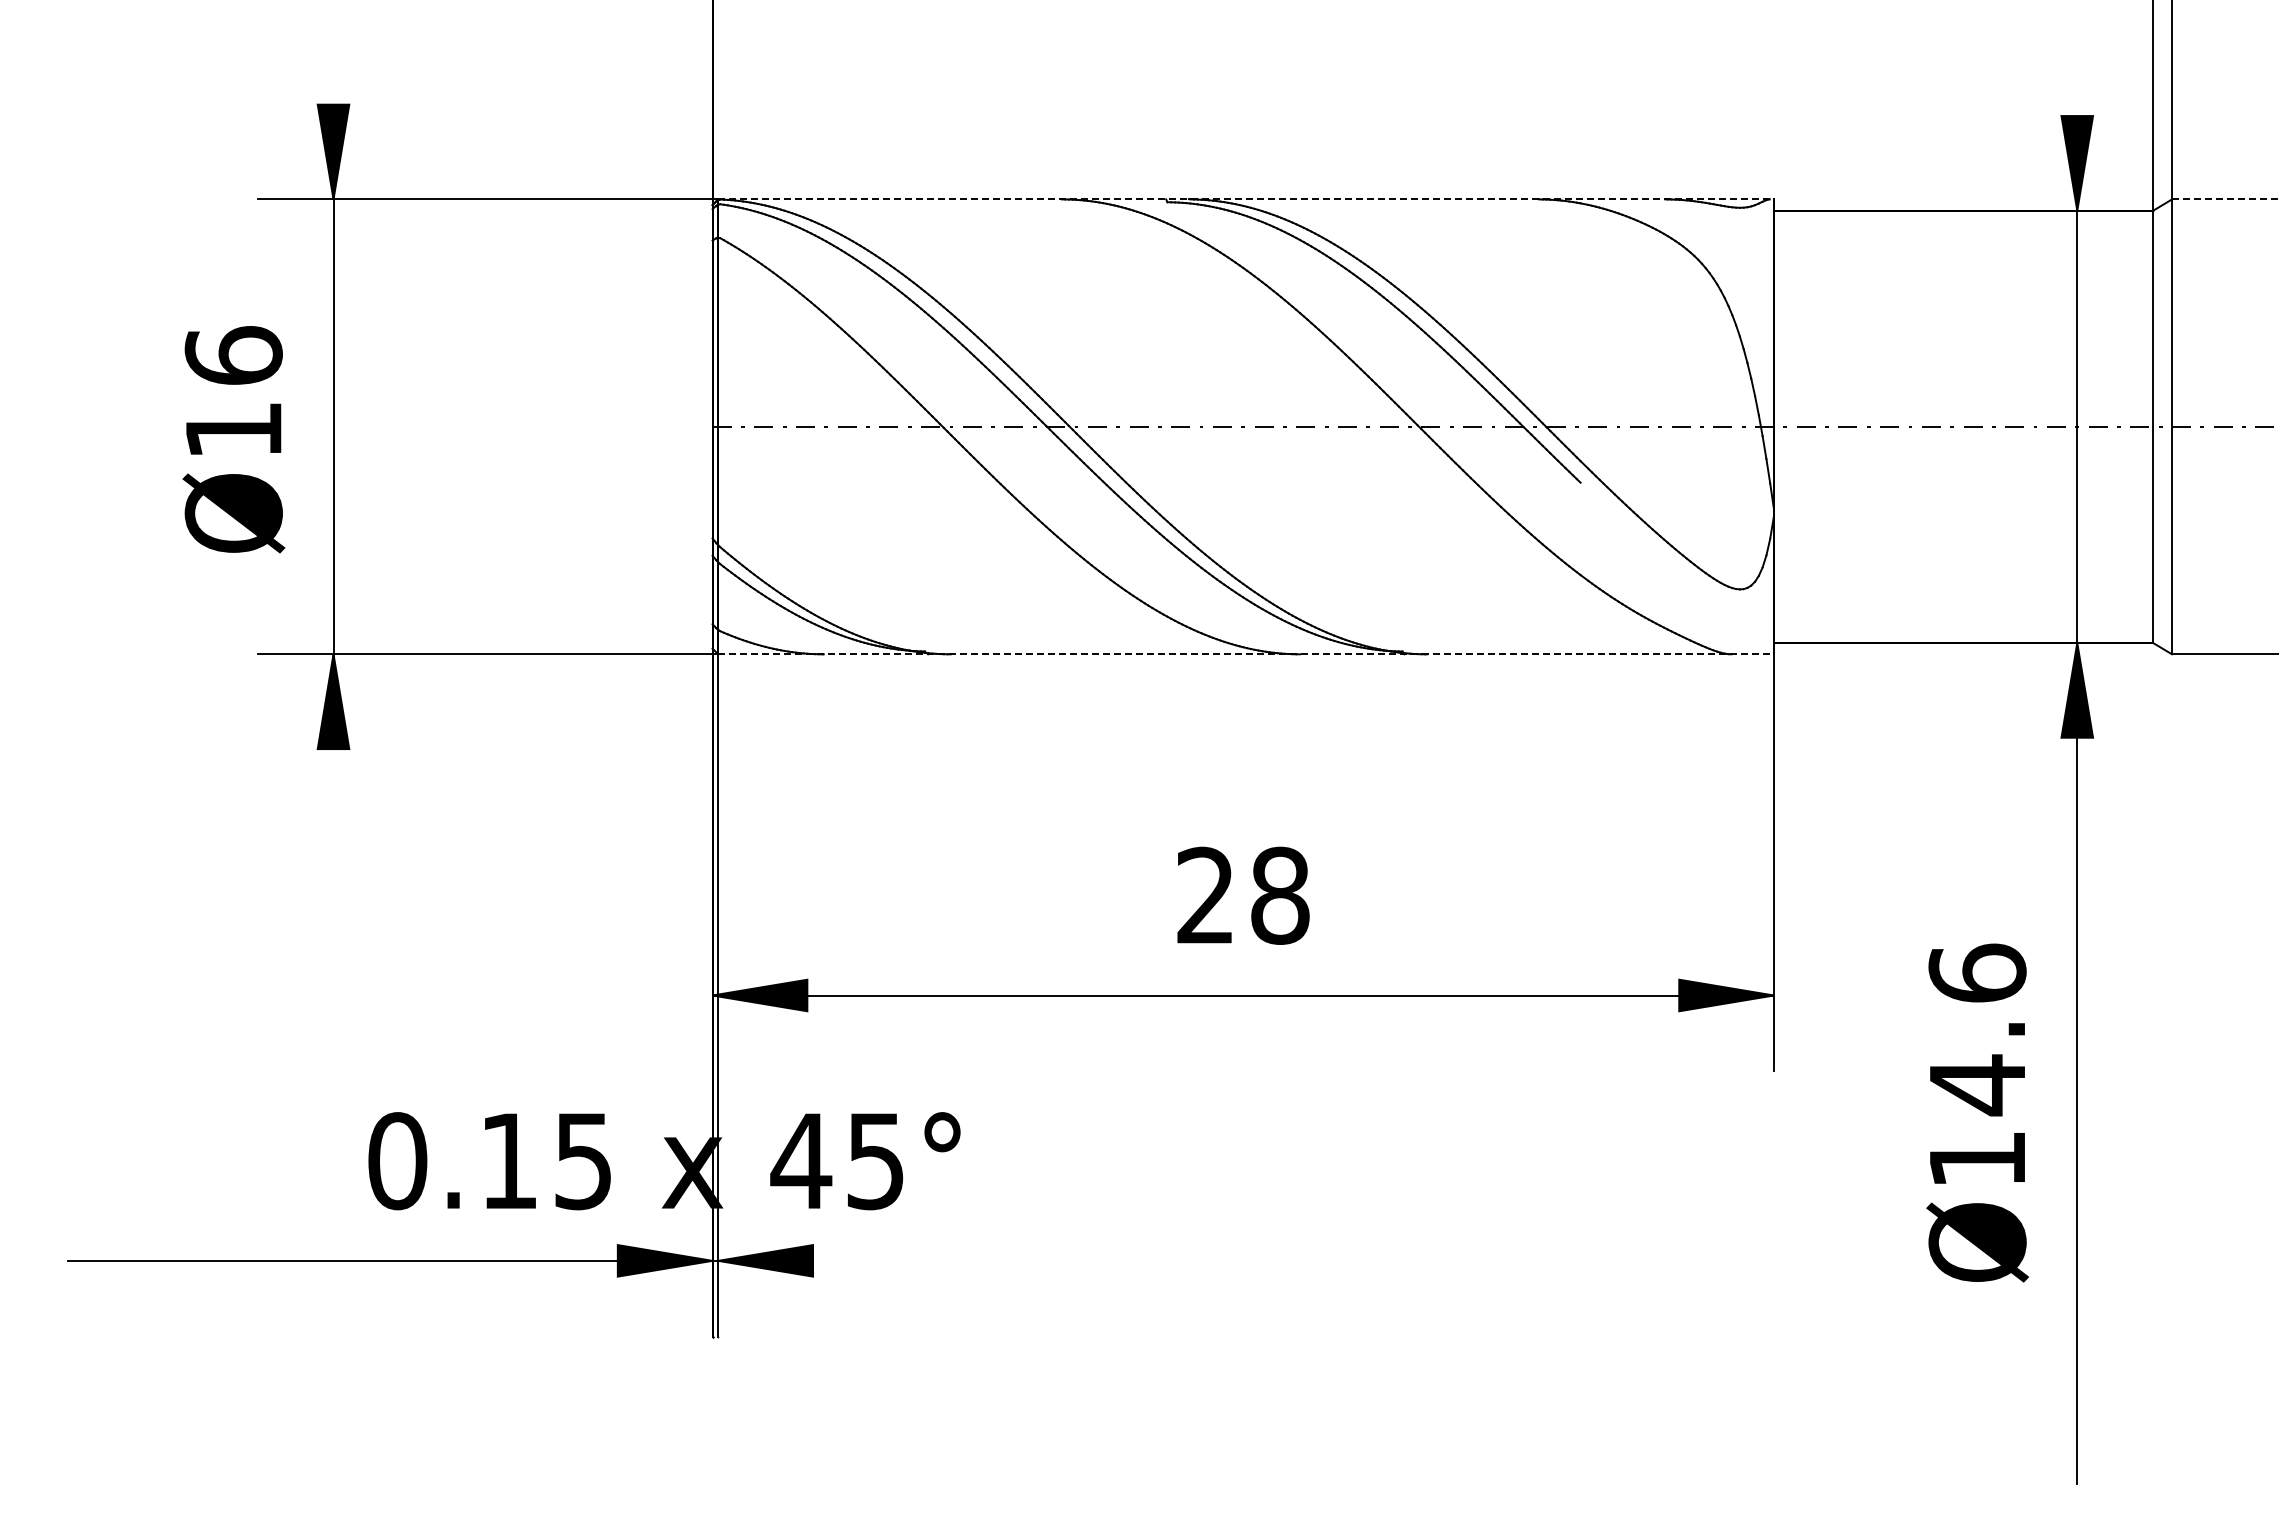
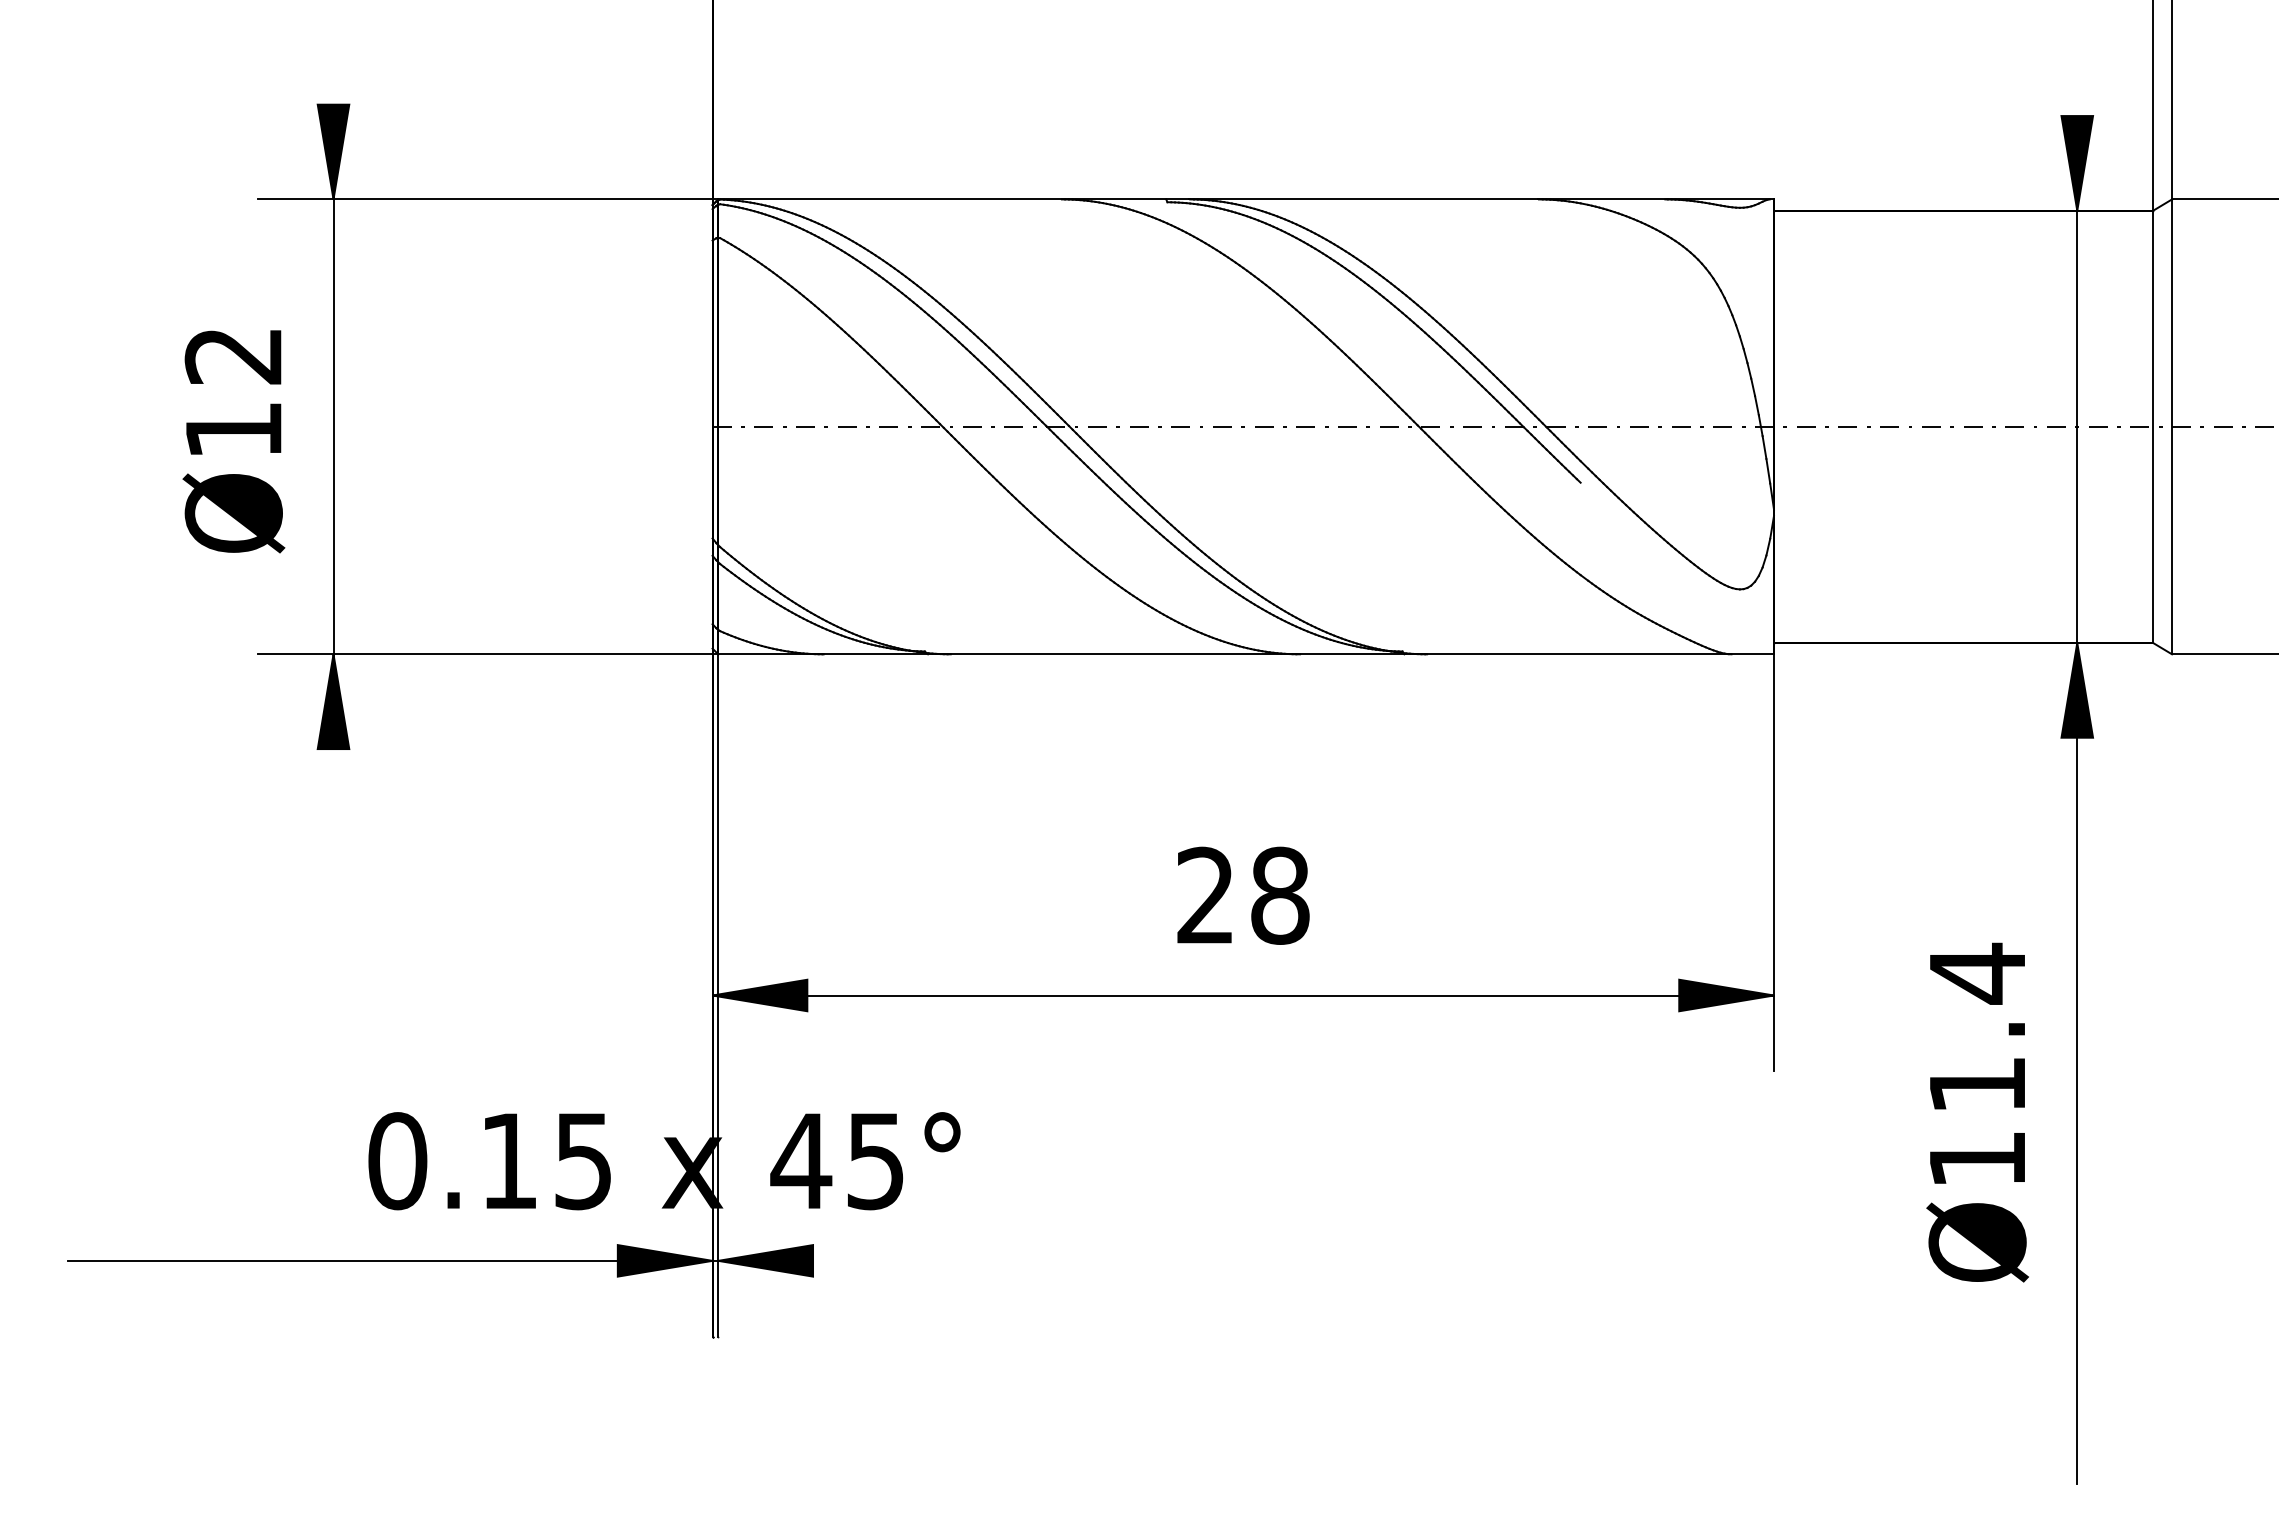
line: dashed -> solid (1246, 199)
line: dashed -> solid (2225, 199)
text: Ø16 -> Ø12 (233, 355)
line: dashed -> solid (1246, 654)
text: Ø14.6 -> Ø11.4 (1977, 1029)
